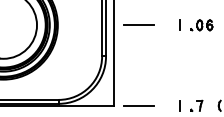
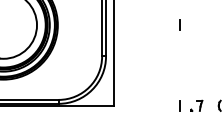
line: present -> none (138, 24)
part: present -> none (201, 25)
line: present -> none (139, 105)
